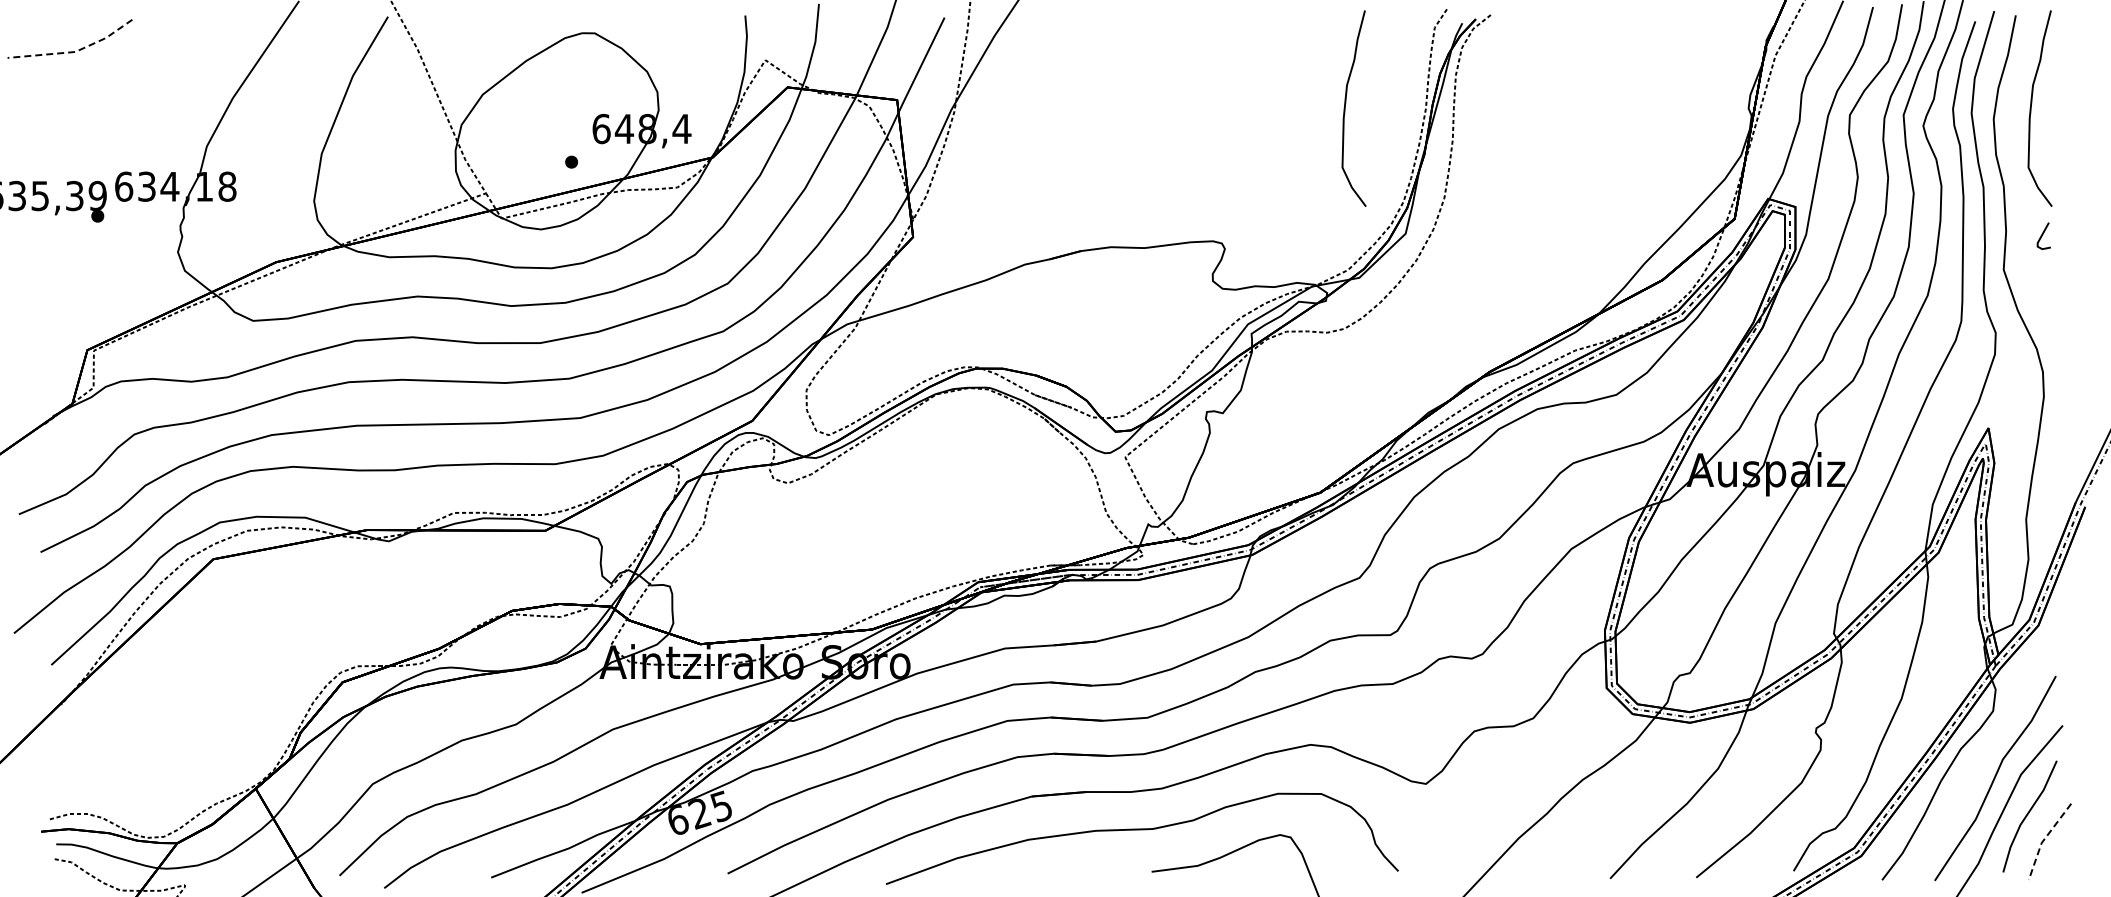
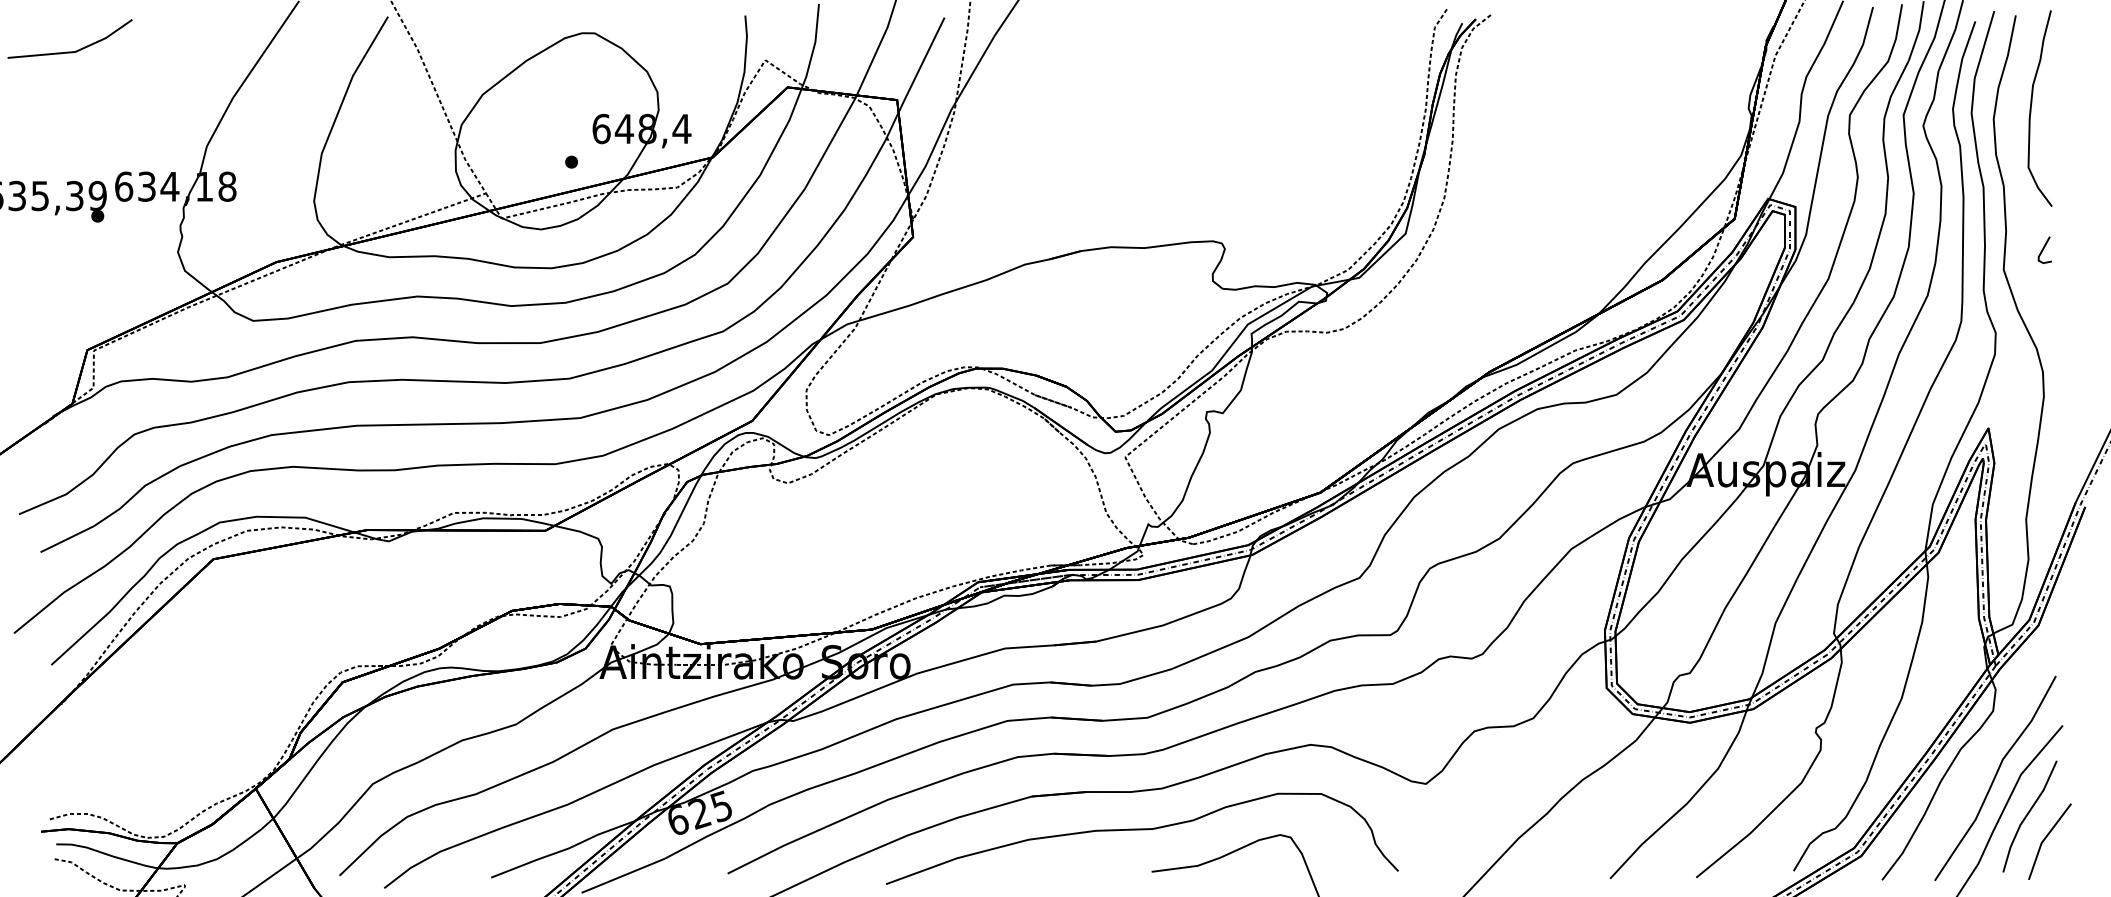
line: dashed -> solid (75, 51)
curve: present -> none (1345, 108)
line position: (2043, 234) -> (2044, 248) (2044, 248)
line: dashed -> solid (2044, 839)
